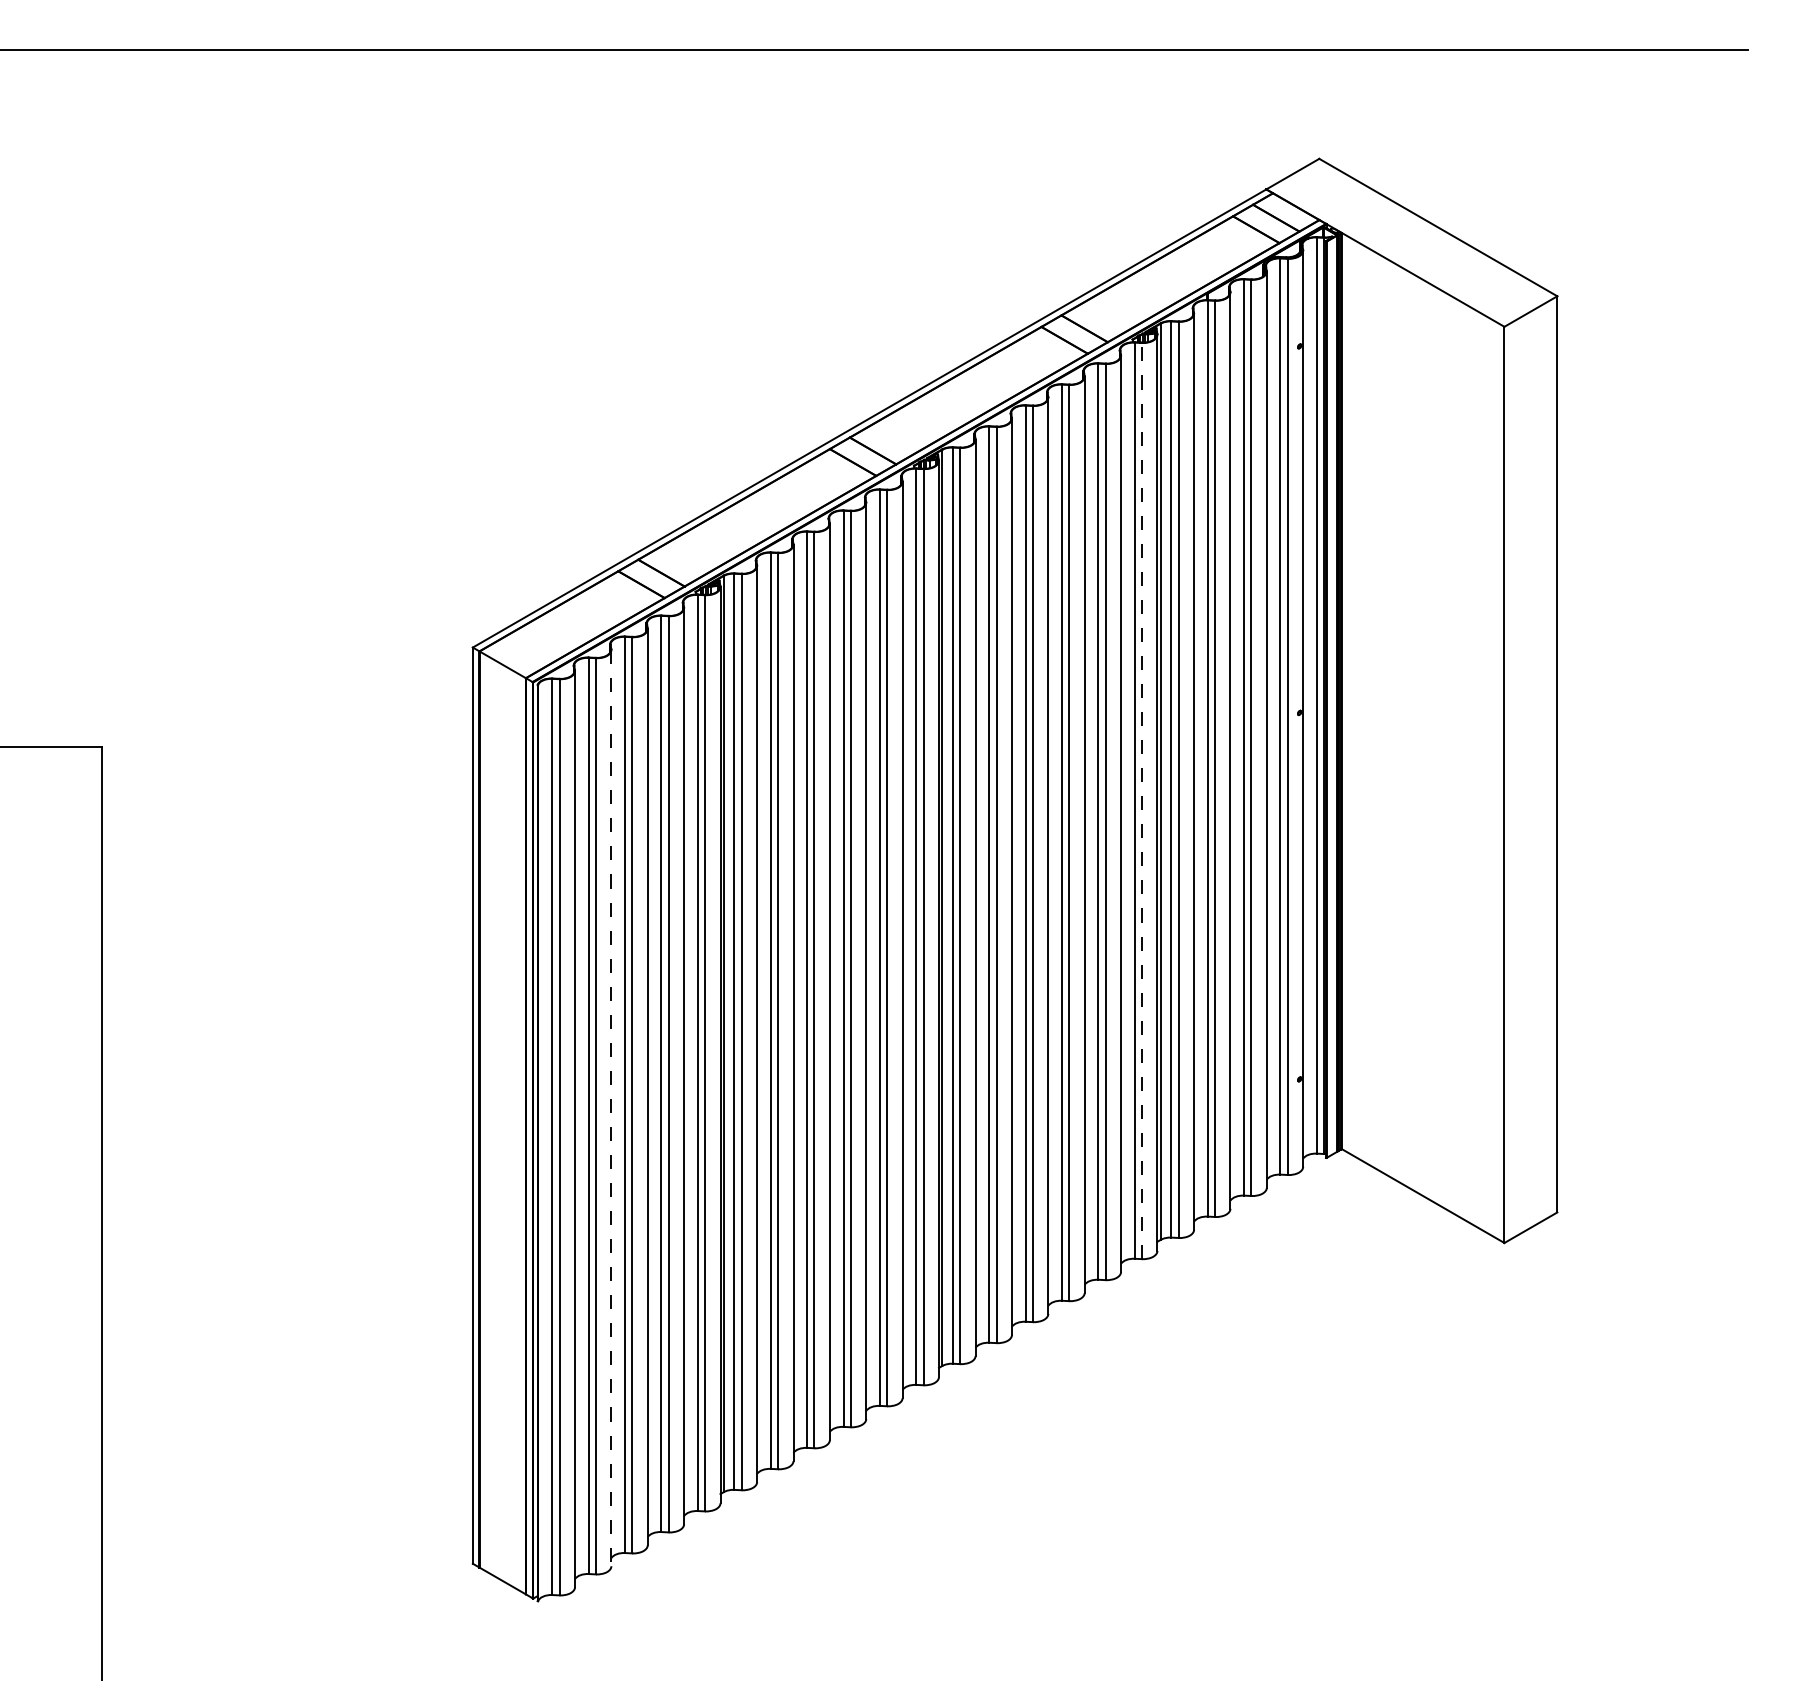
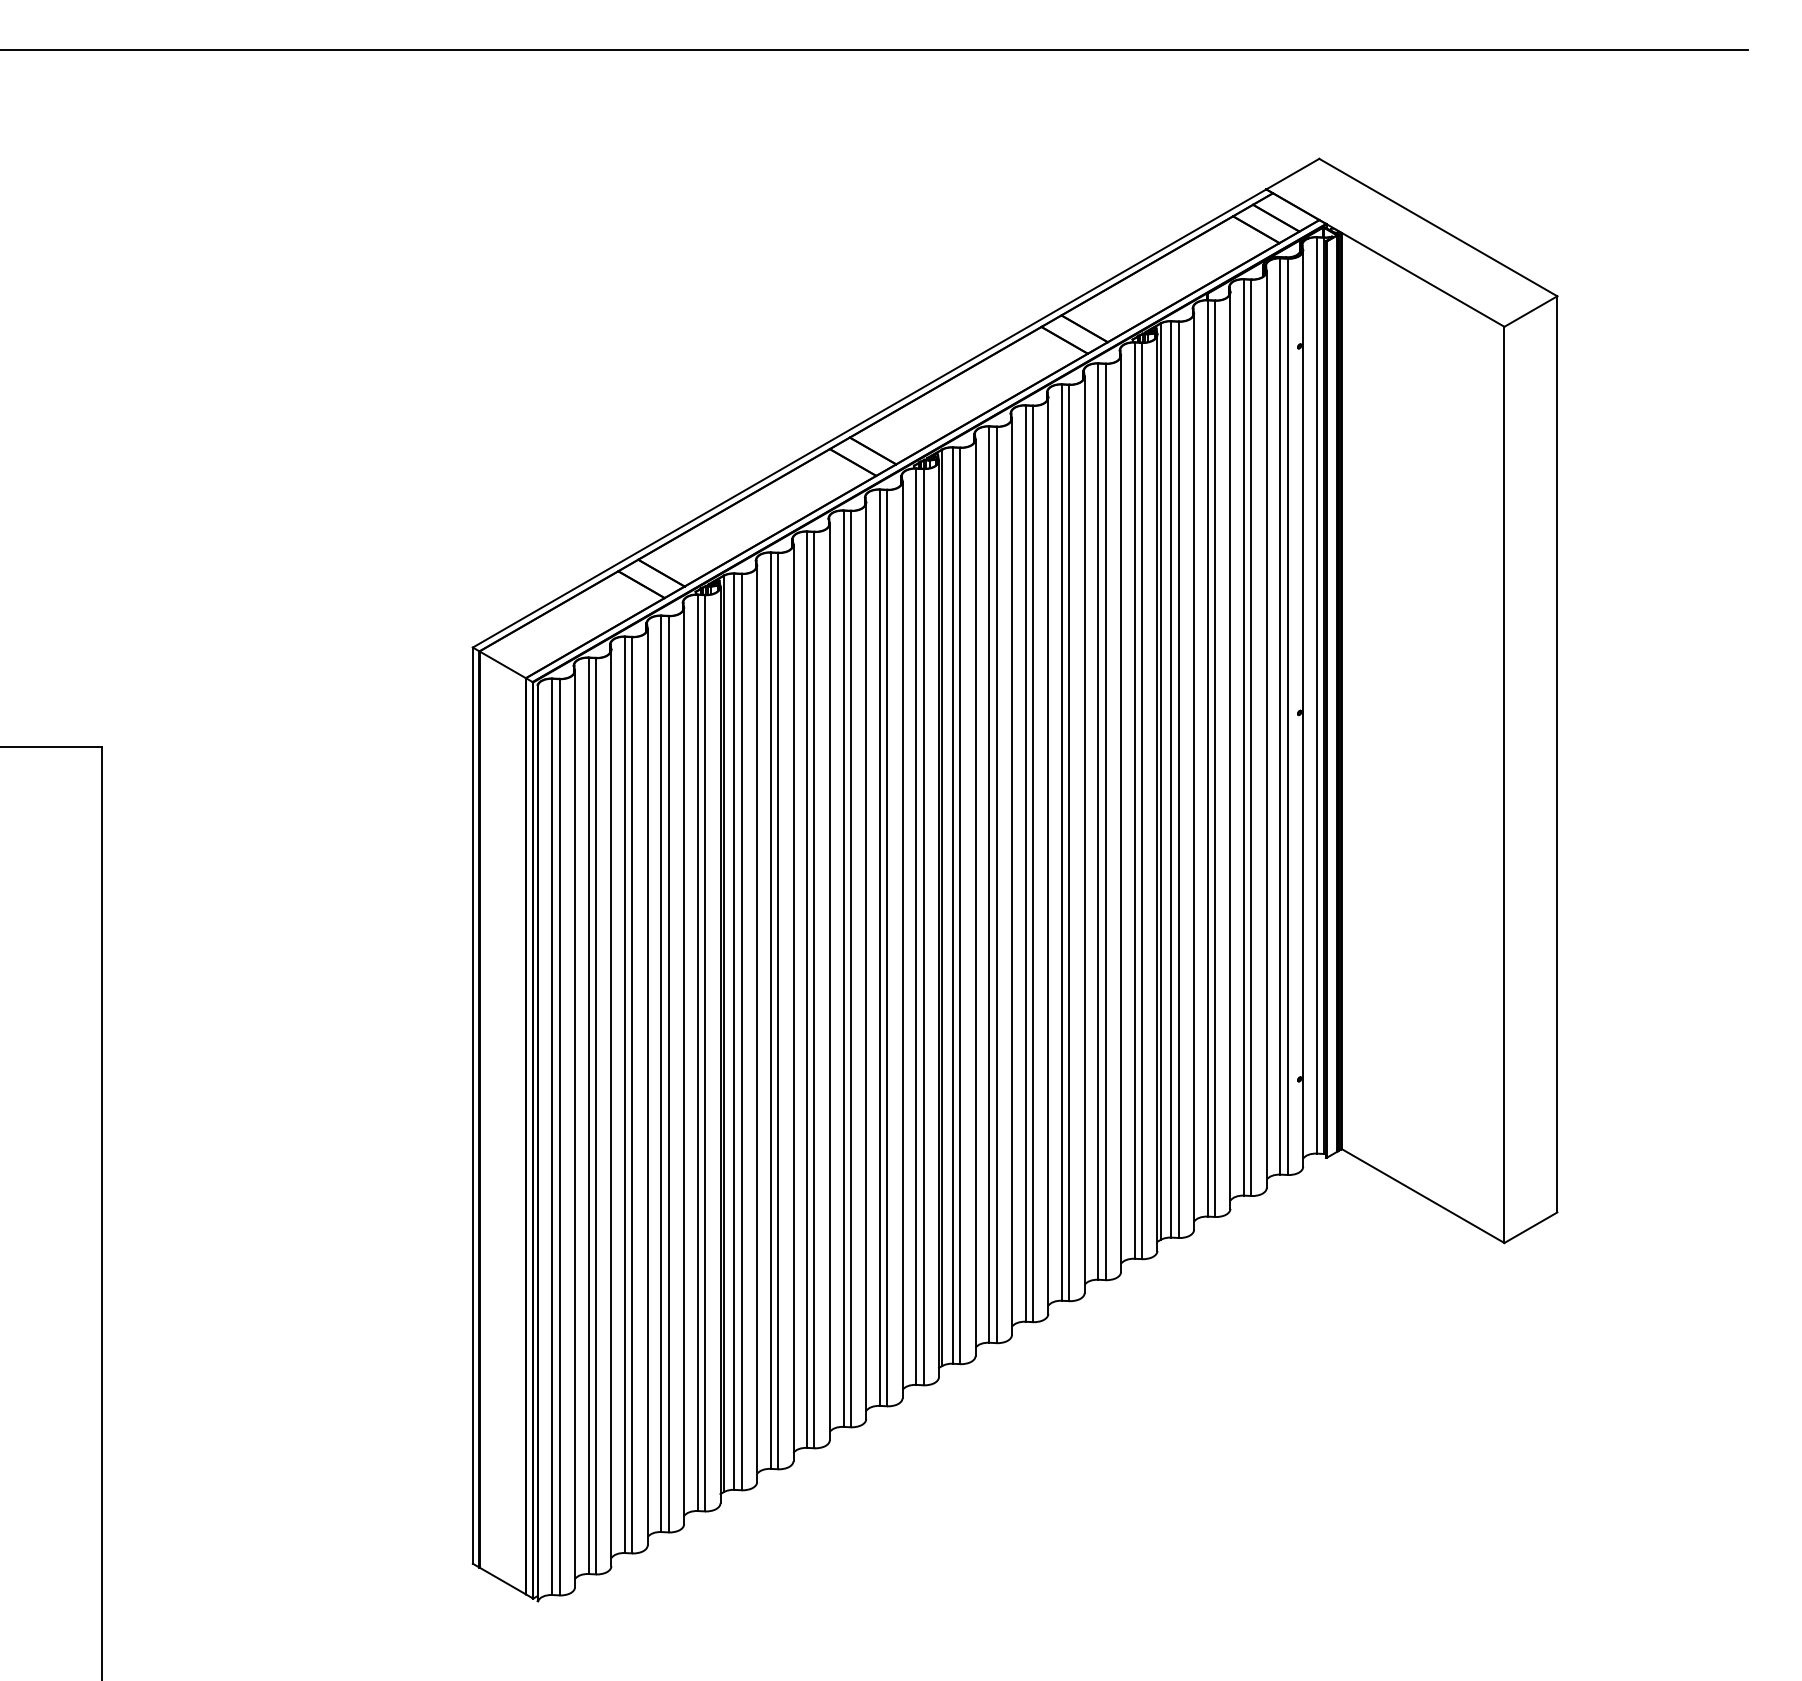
line: dashed -> solid (1142, 800)
line: dashed -> solid (611, 1108)
